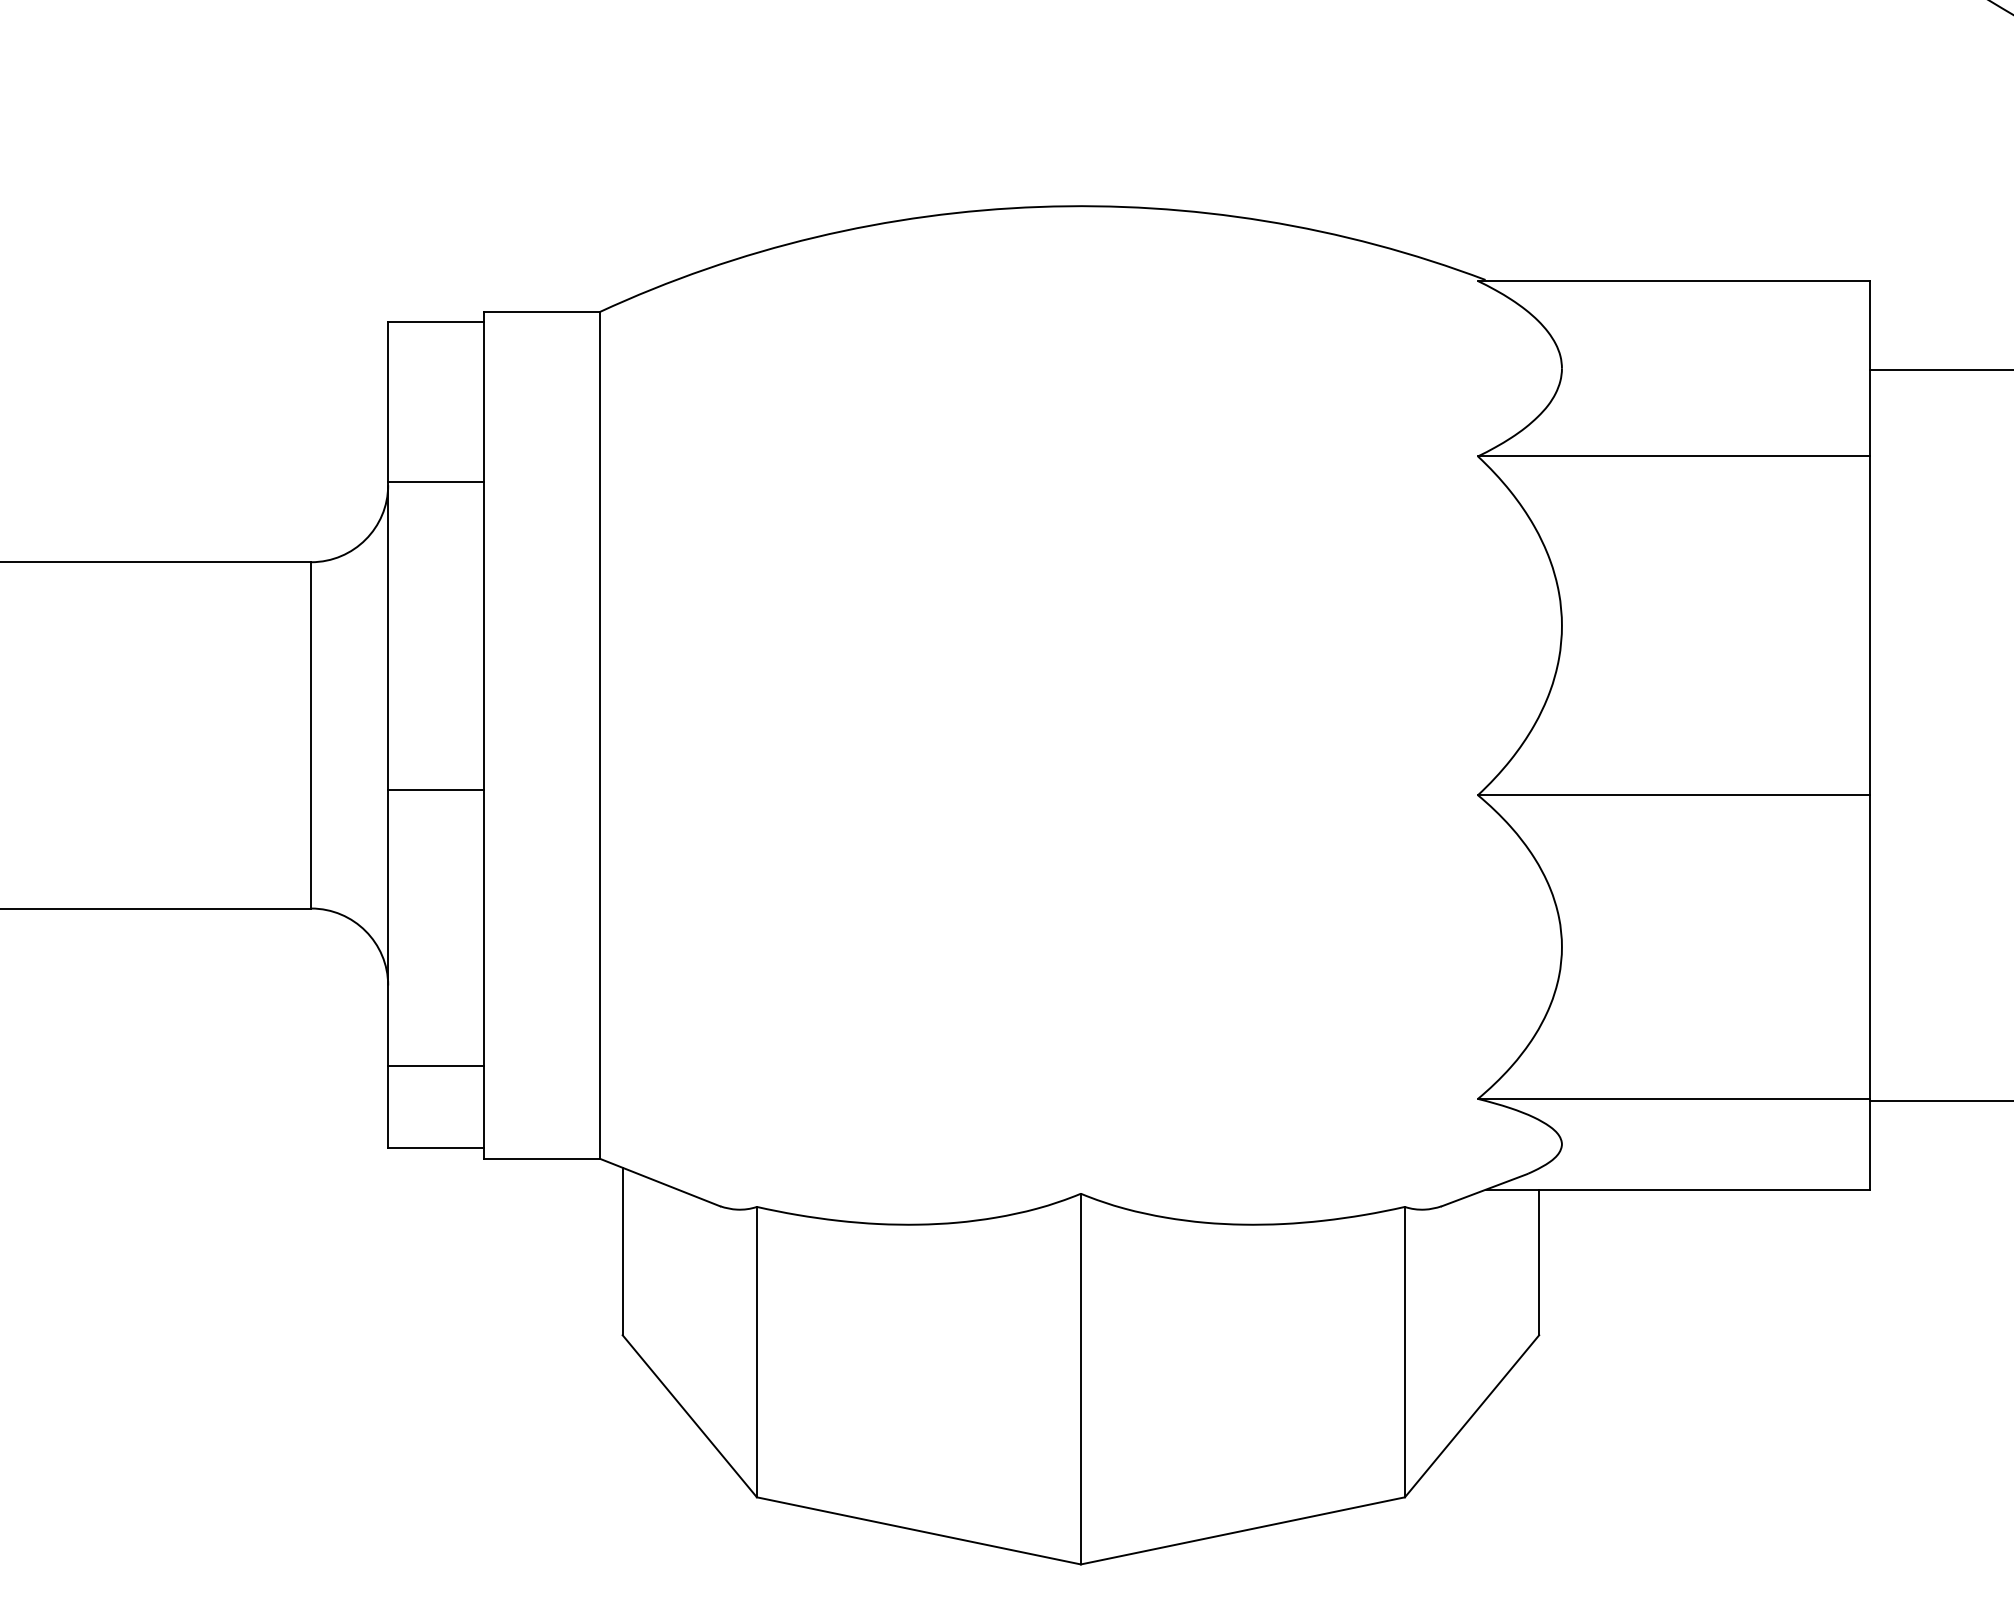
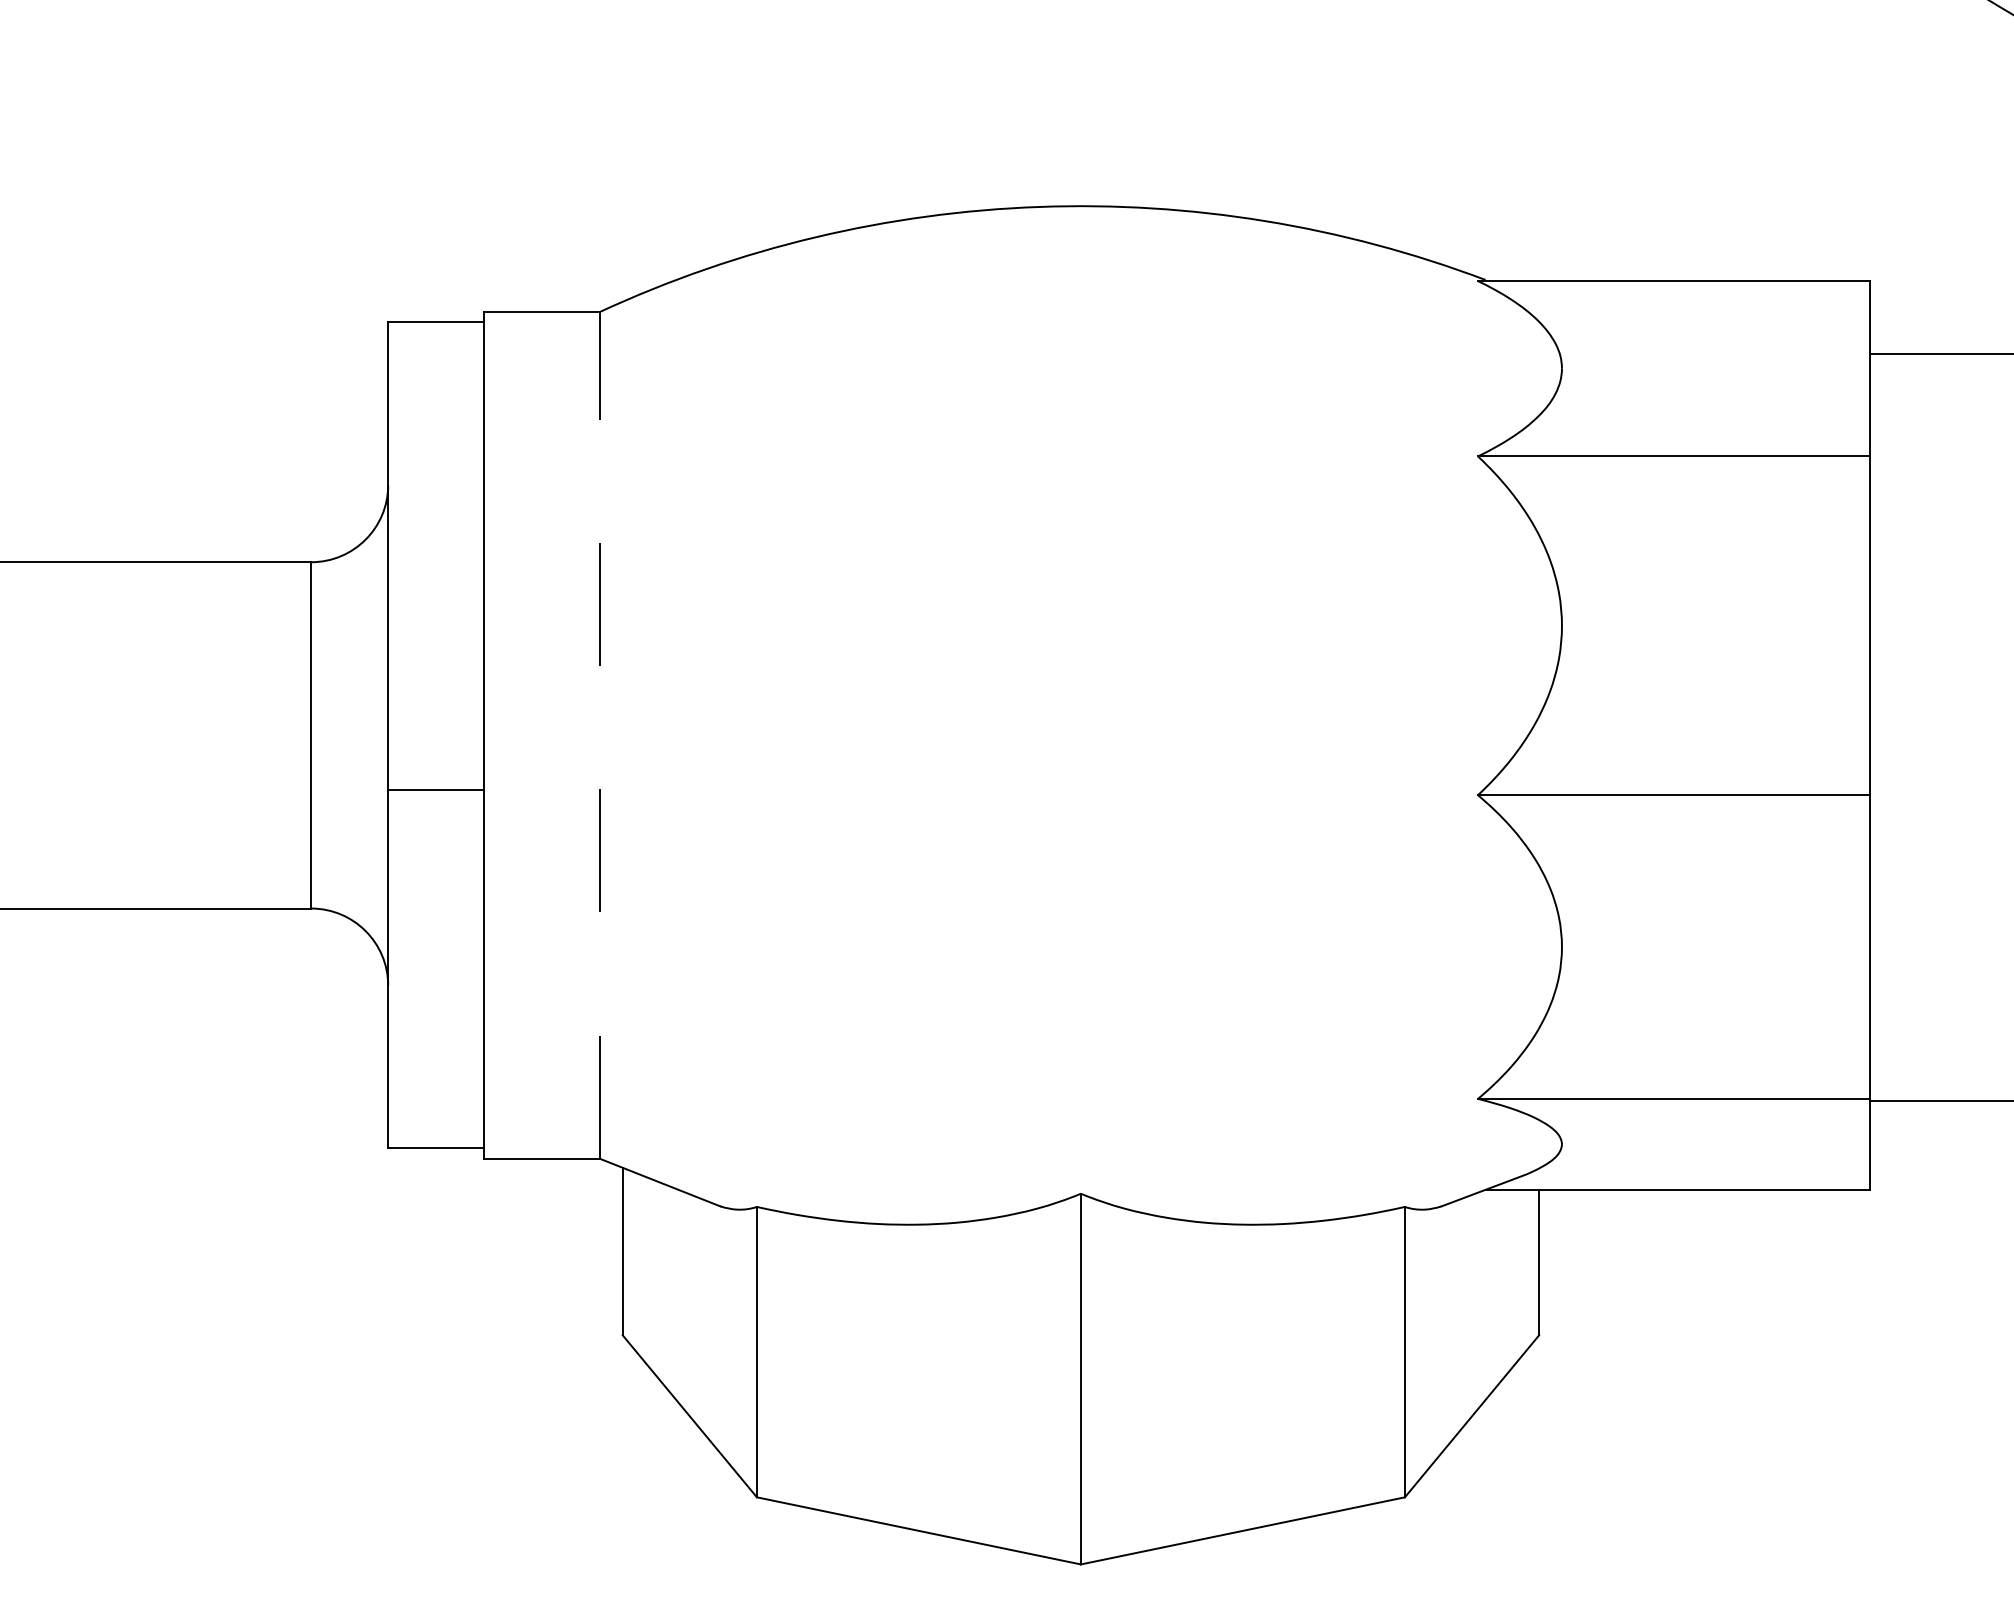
line position: (1939, 369) -> (1939, 353) (1939, 353)
line: present -> none (436, 481)
line: solid -> dashed (599, 734)
line: present -> none (436, 1065)
